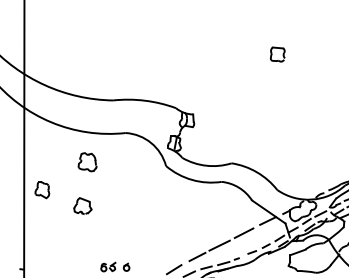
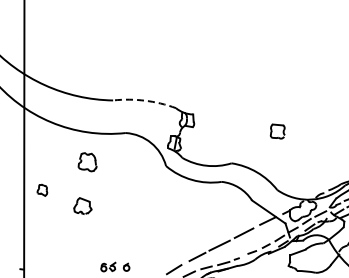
part position: (277, 54) -> (277, 131) (277, 131)
arc: solid -> dashed (145, 100)
part size: 17x19 px -> 13x14 px (42, 189)
